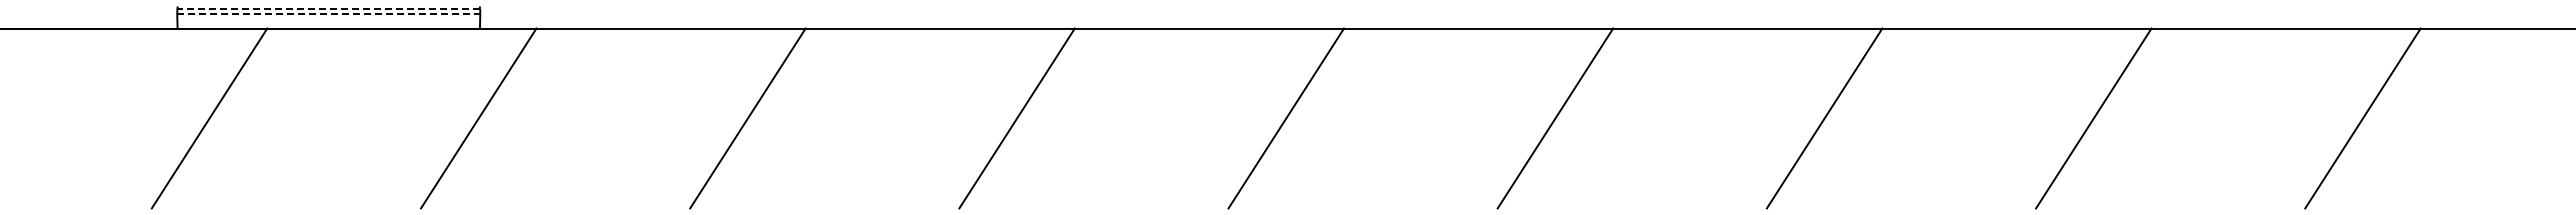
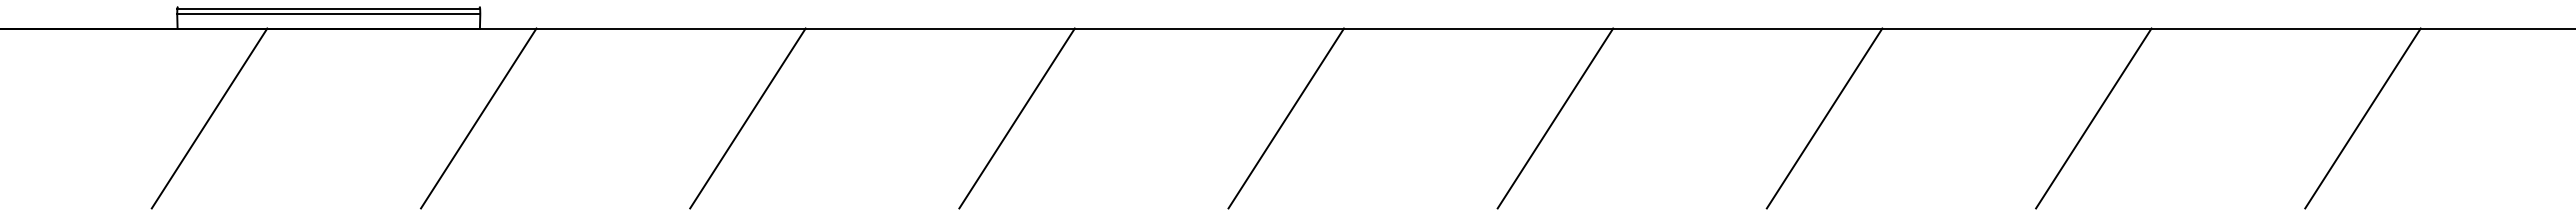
line: dashed -> solid (328, 8)
line: dashed -> solid (328, 14)
